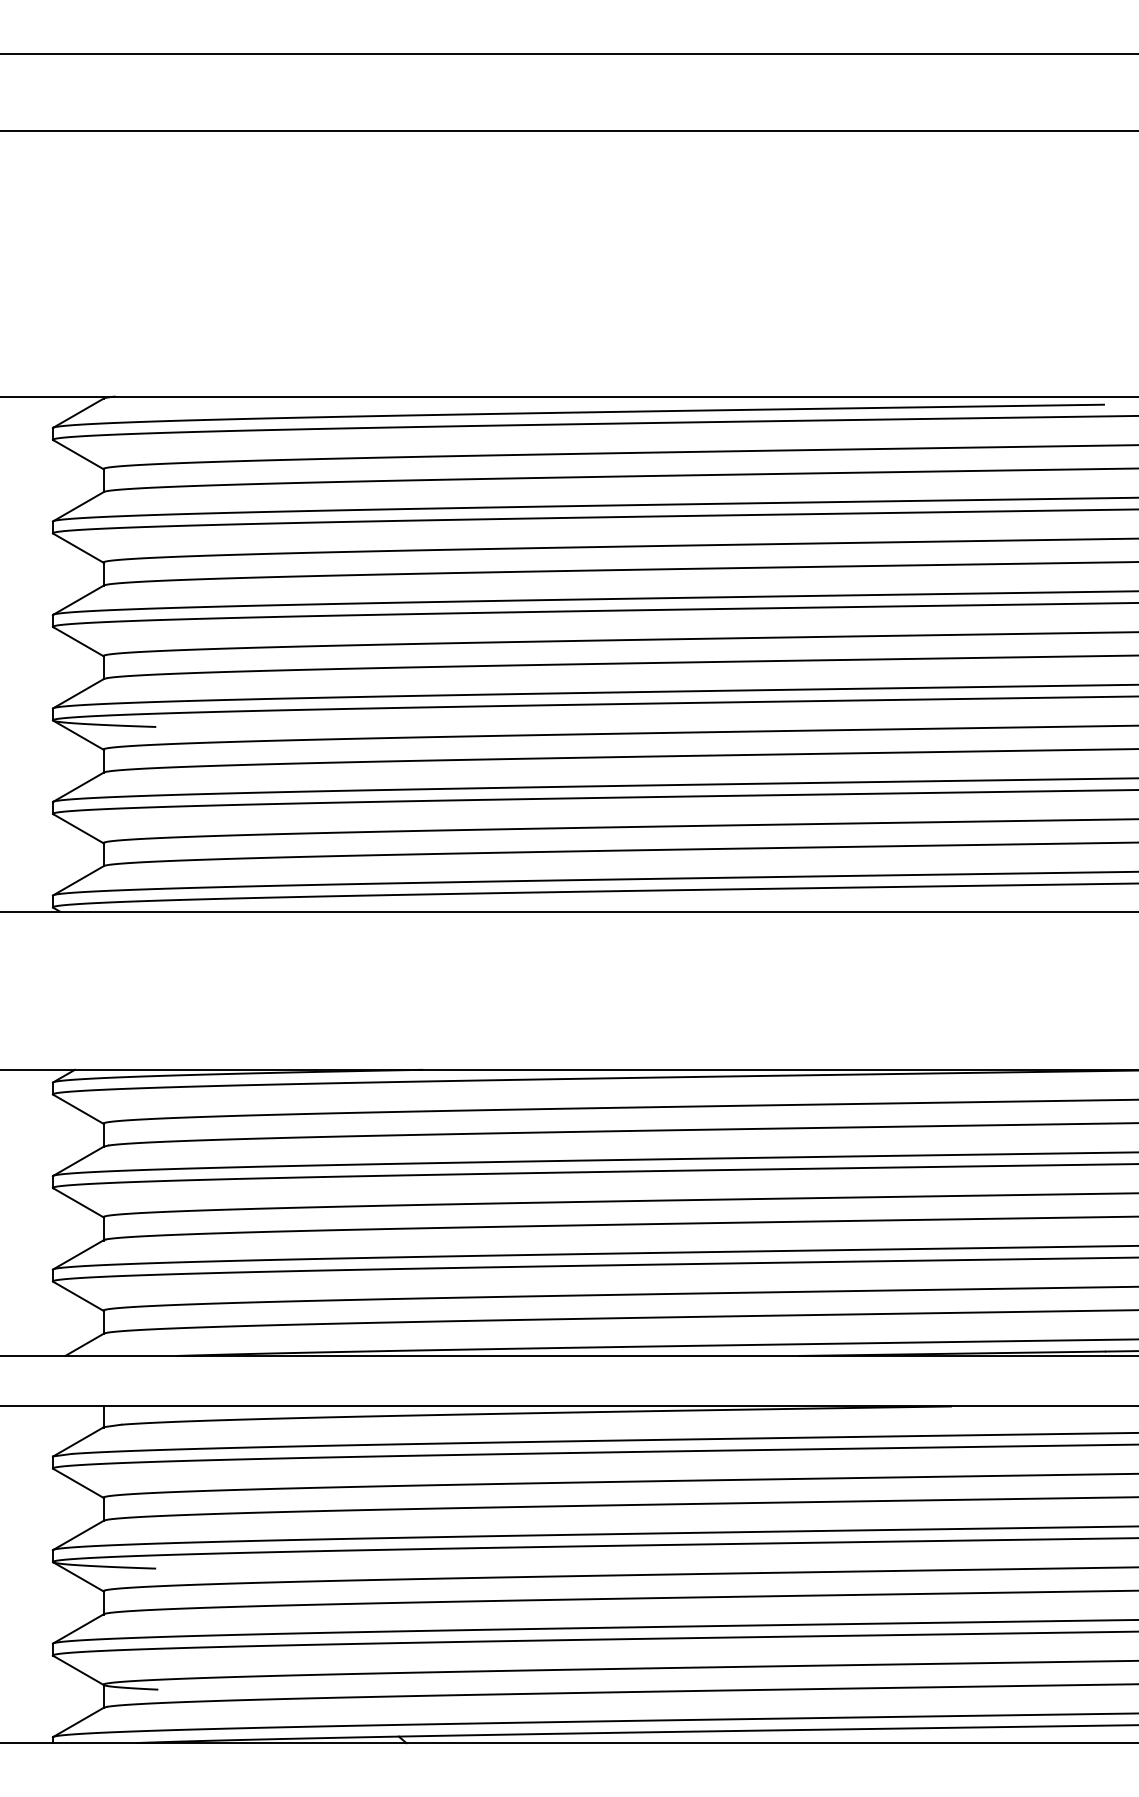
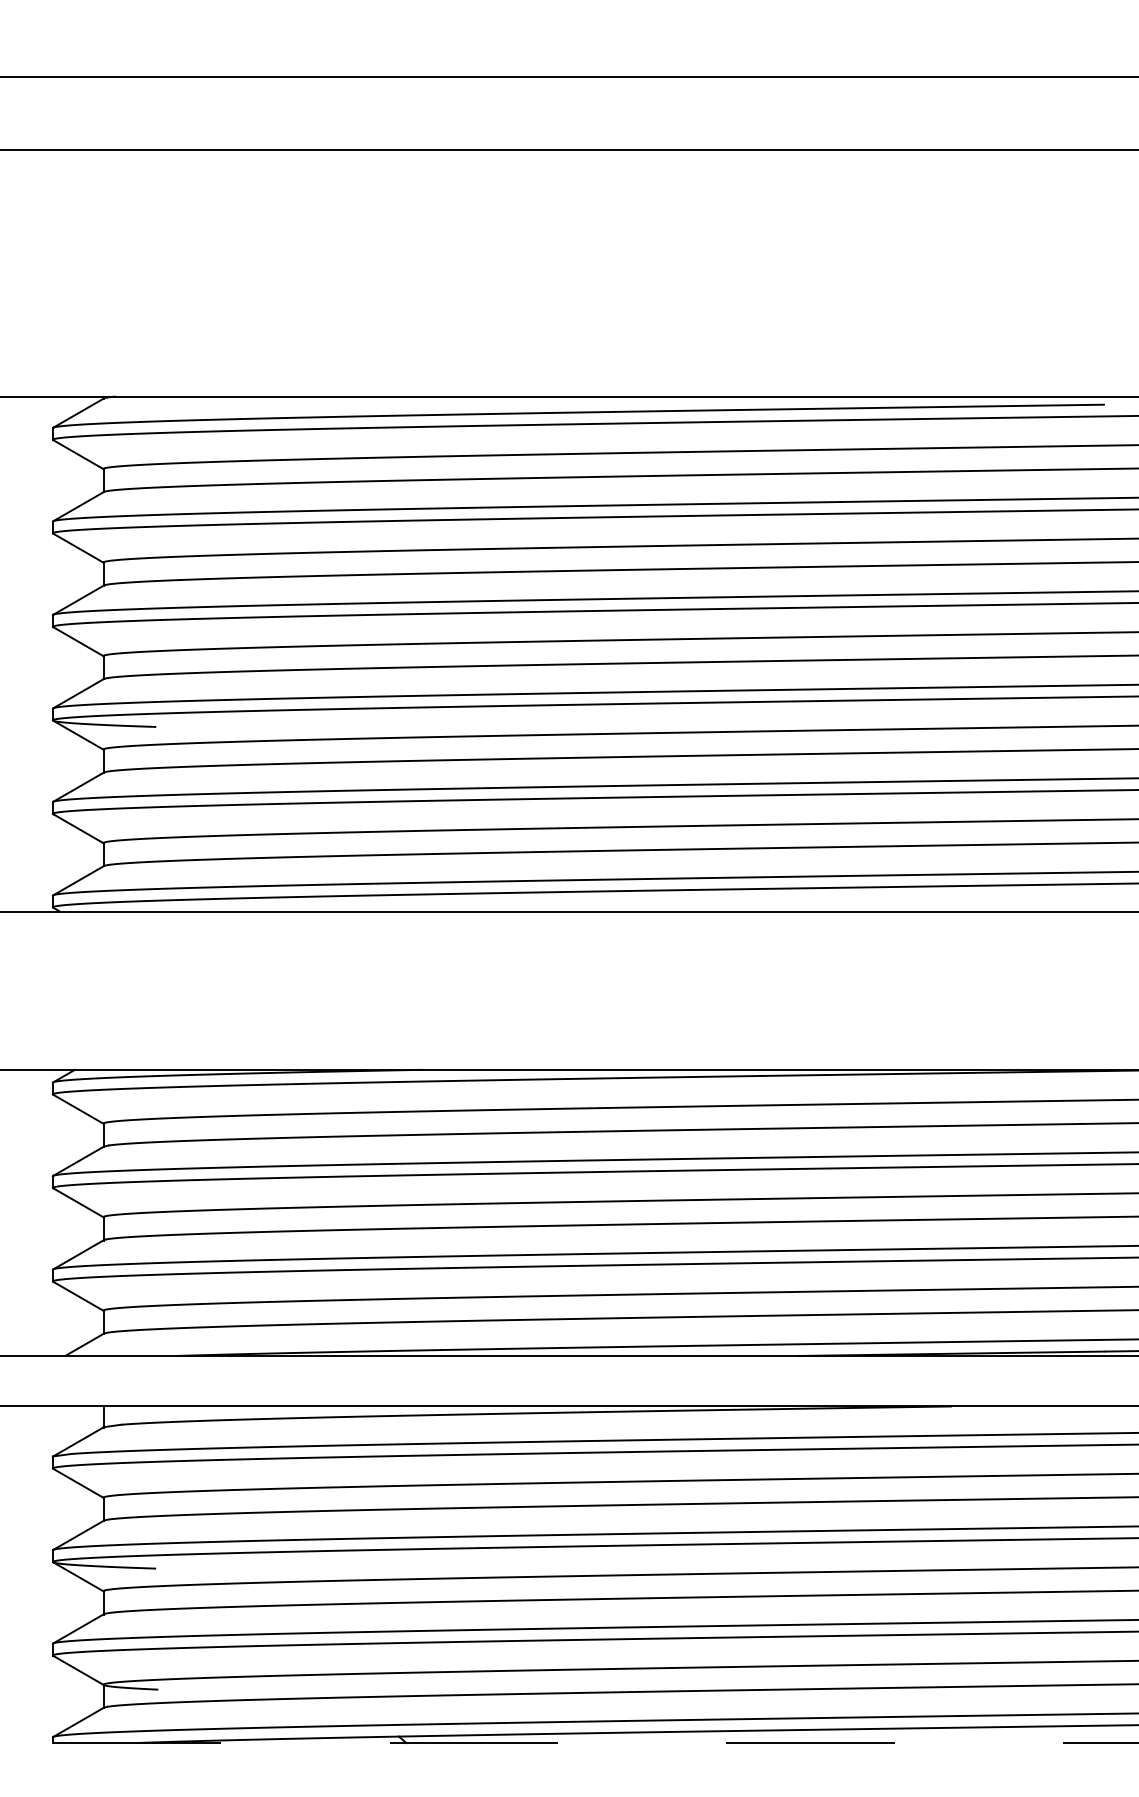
line position: (568, 53) -> (568, 76) (568, 76)
line position: (568, 130) -> (568, 149) (568, 149)
line: solid -> dashed (569, 1743)
